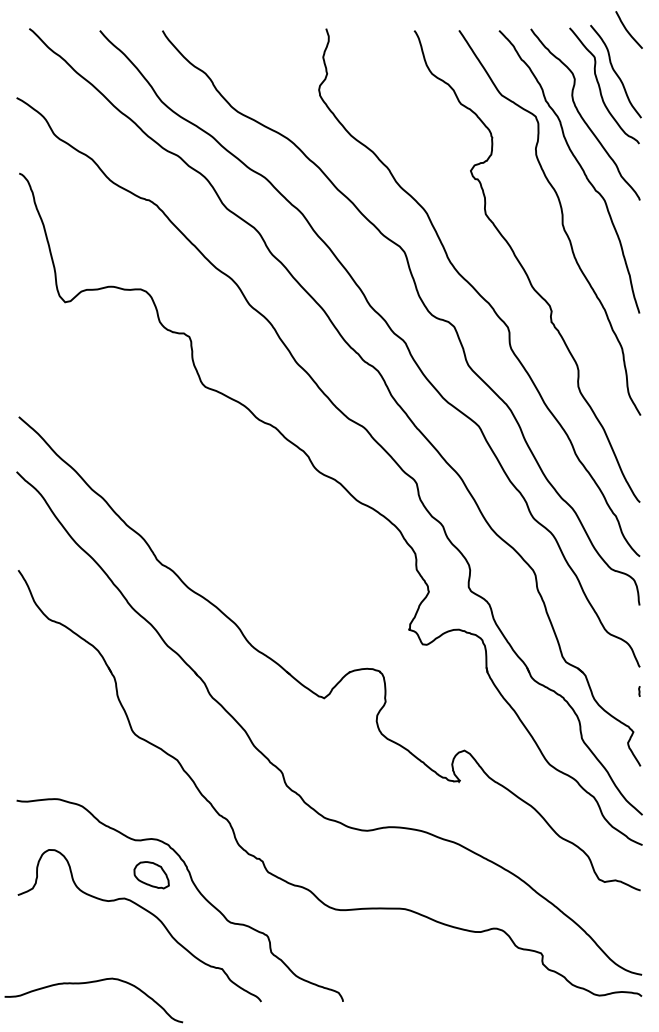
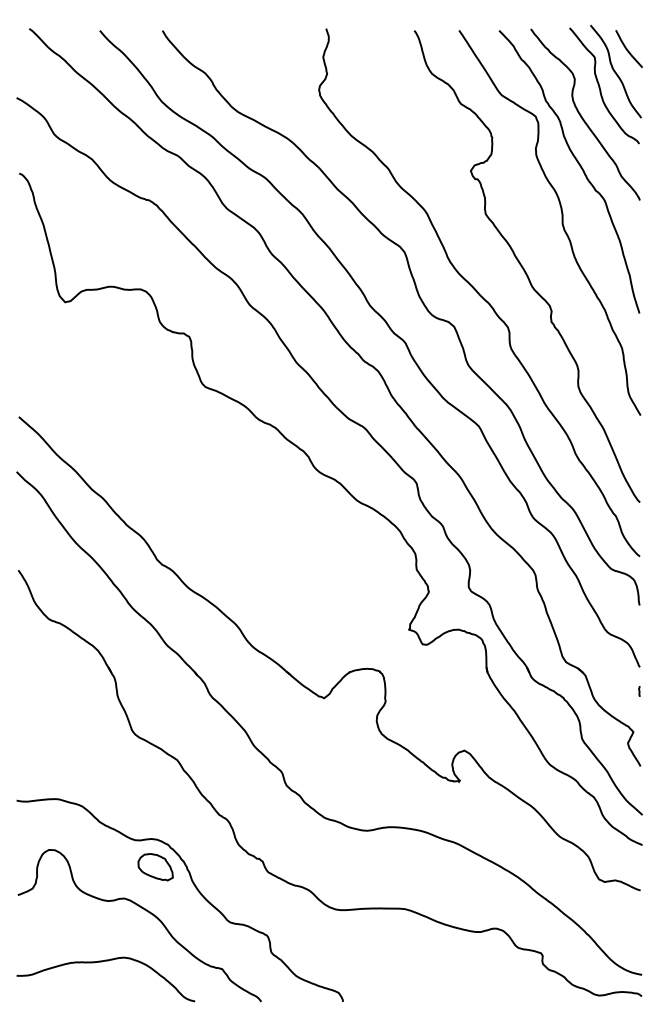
curve position: (627, 29) -> (627, 48) (627, 48)
part position: (151, 875) -> (155, 867) (155, 867)
curve position: (90, 983) -> (102, 962) (102, 962)
